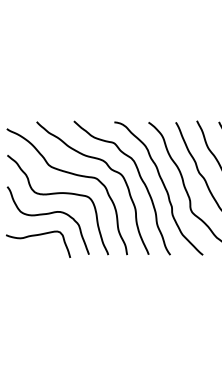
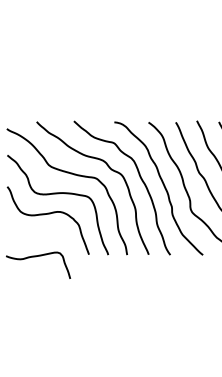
curve position: (36, 236) -> (36, 257) (36, 257)
